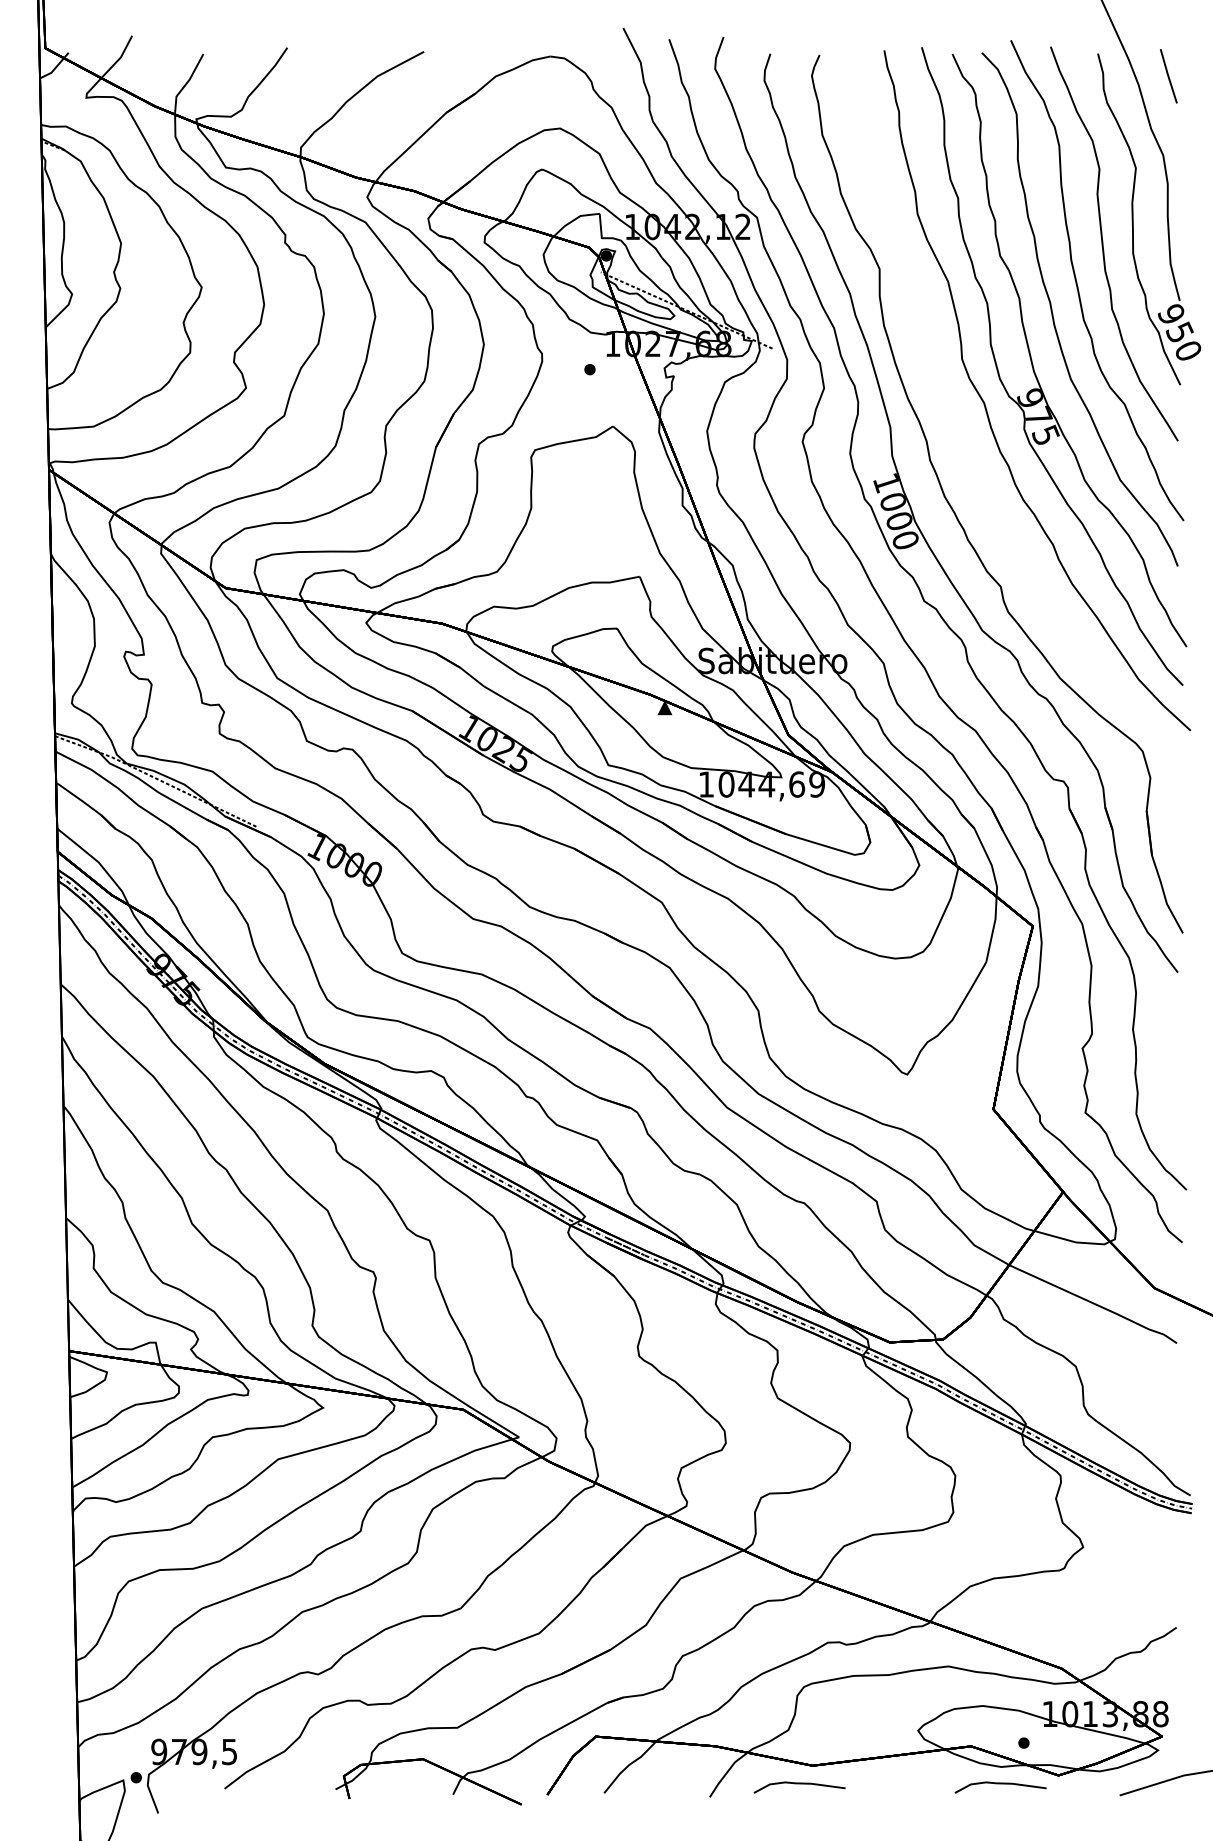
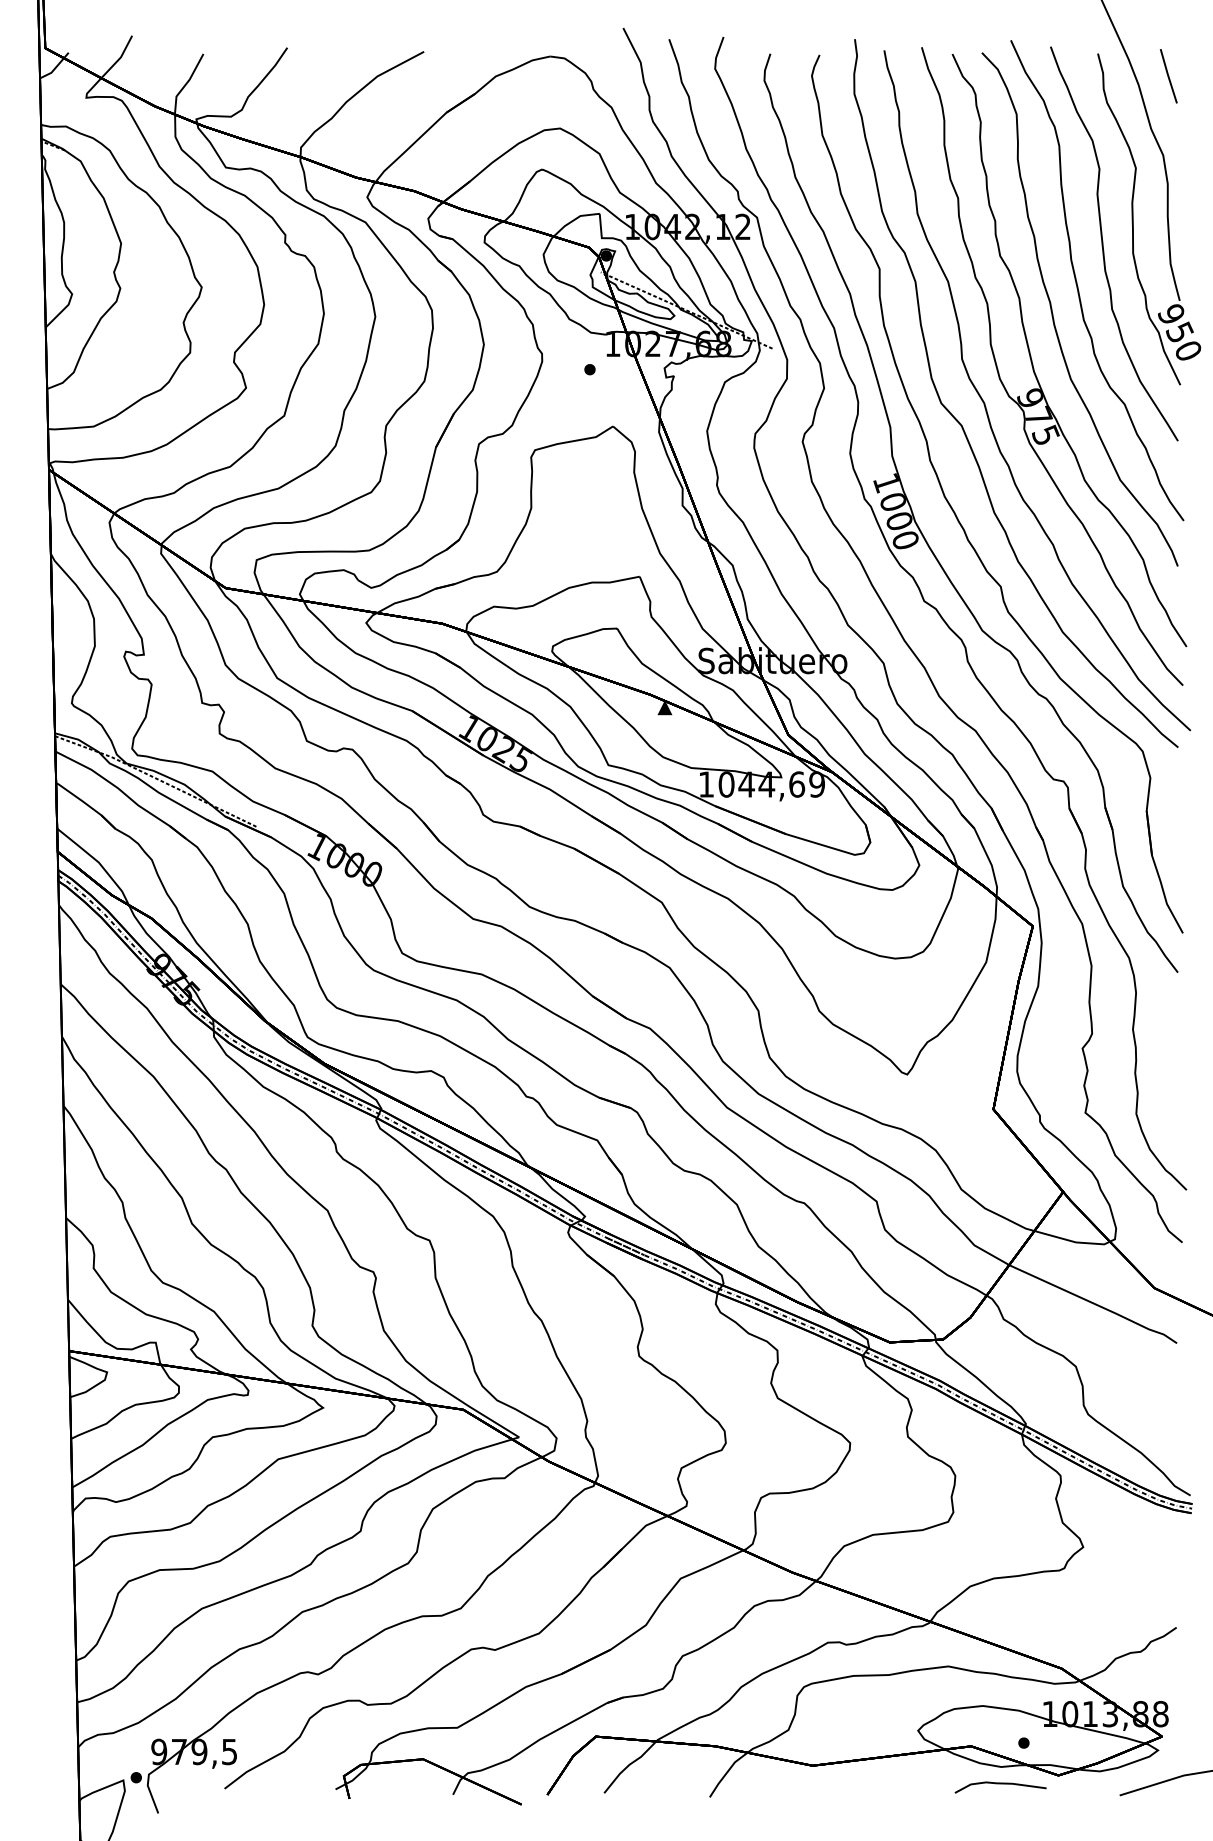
curve: none -> present (962, 425)
curve: present -> none (799, 1784)
